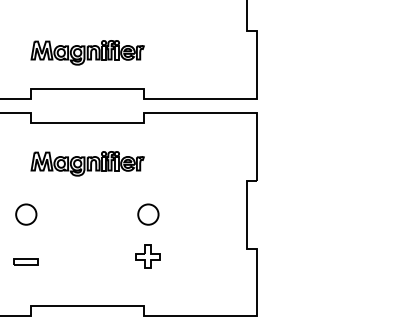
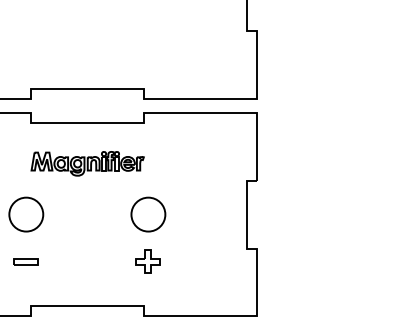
part: present -> none (87, 52)
circle diameter: 20 px -> 34 px (26, 214)
circle diameter: 20 px -> 34 px (148, 214)
part position: (147, 256) -> (147, 261) (147, 261)
